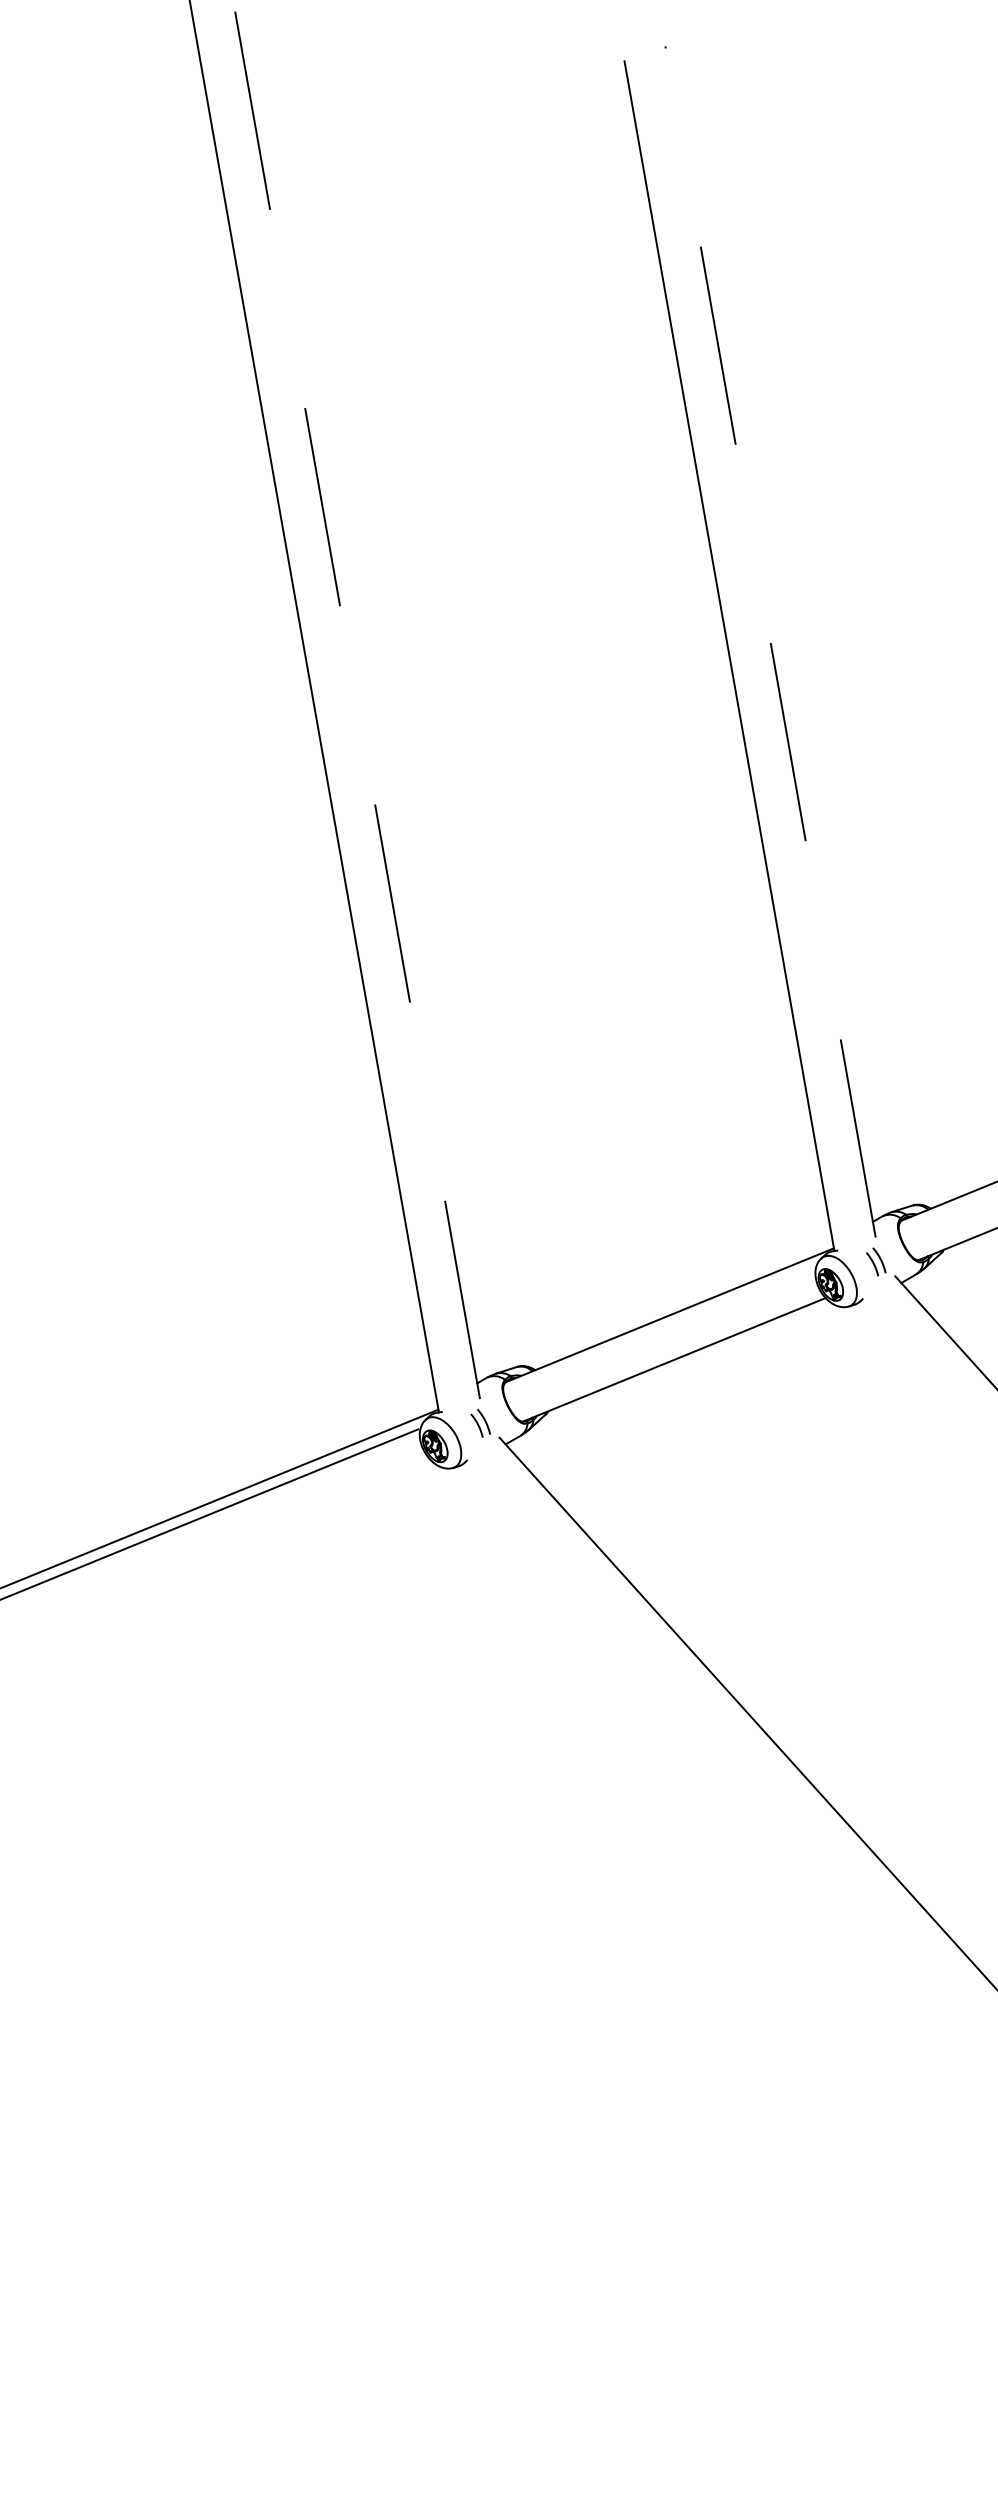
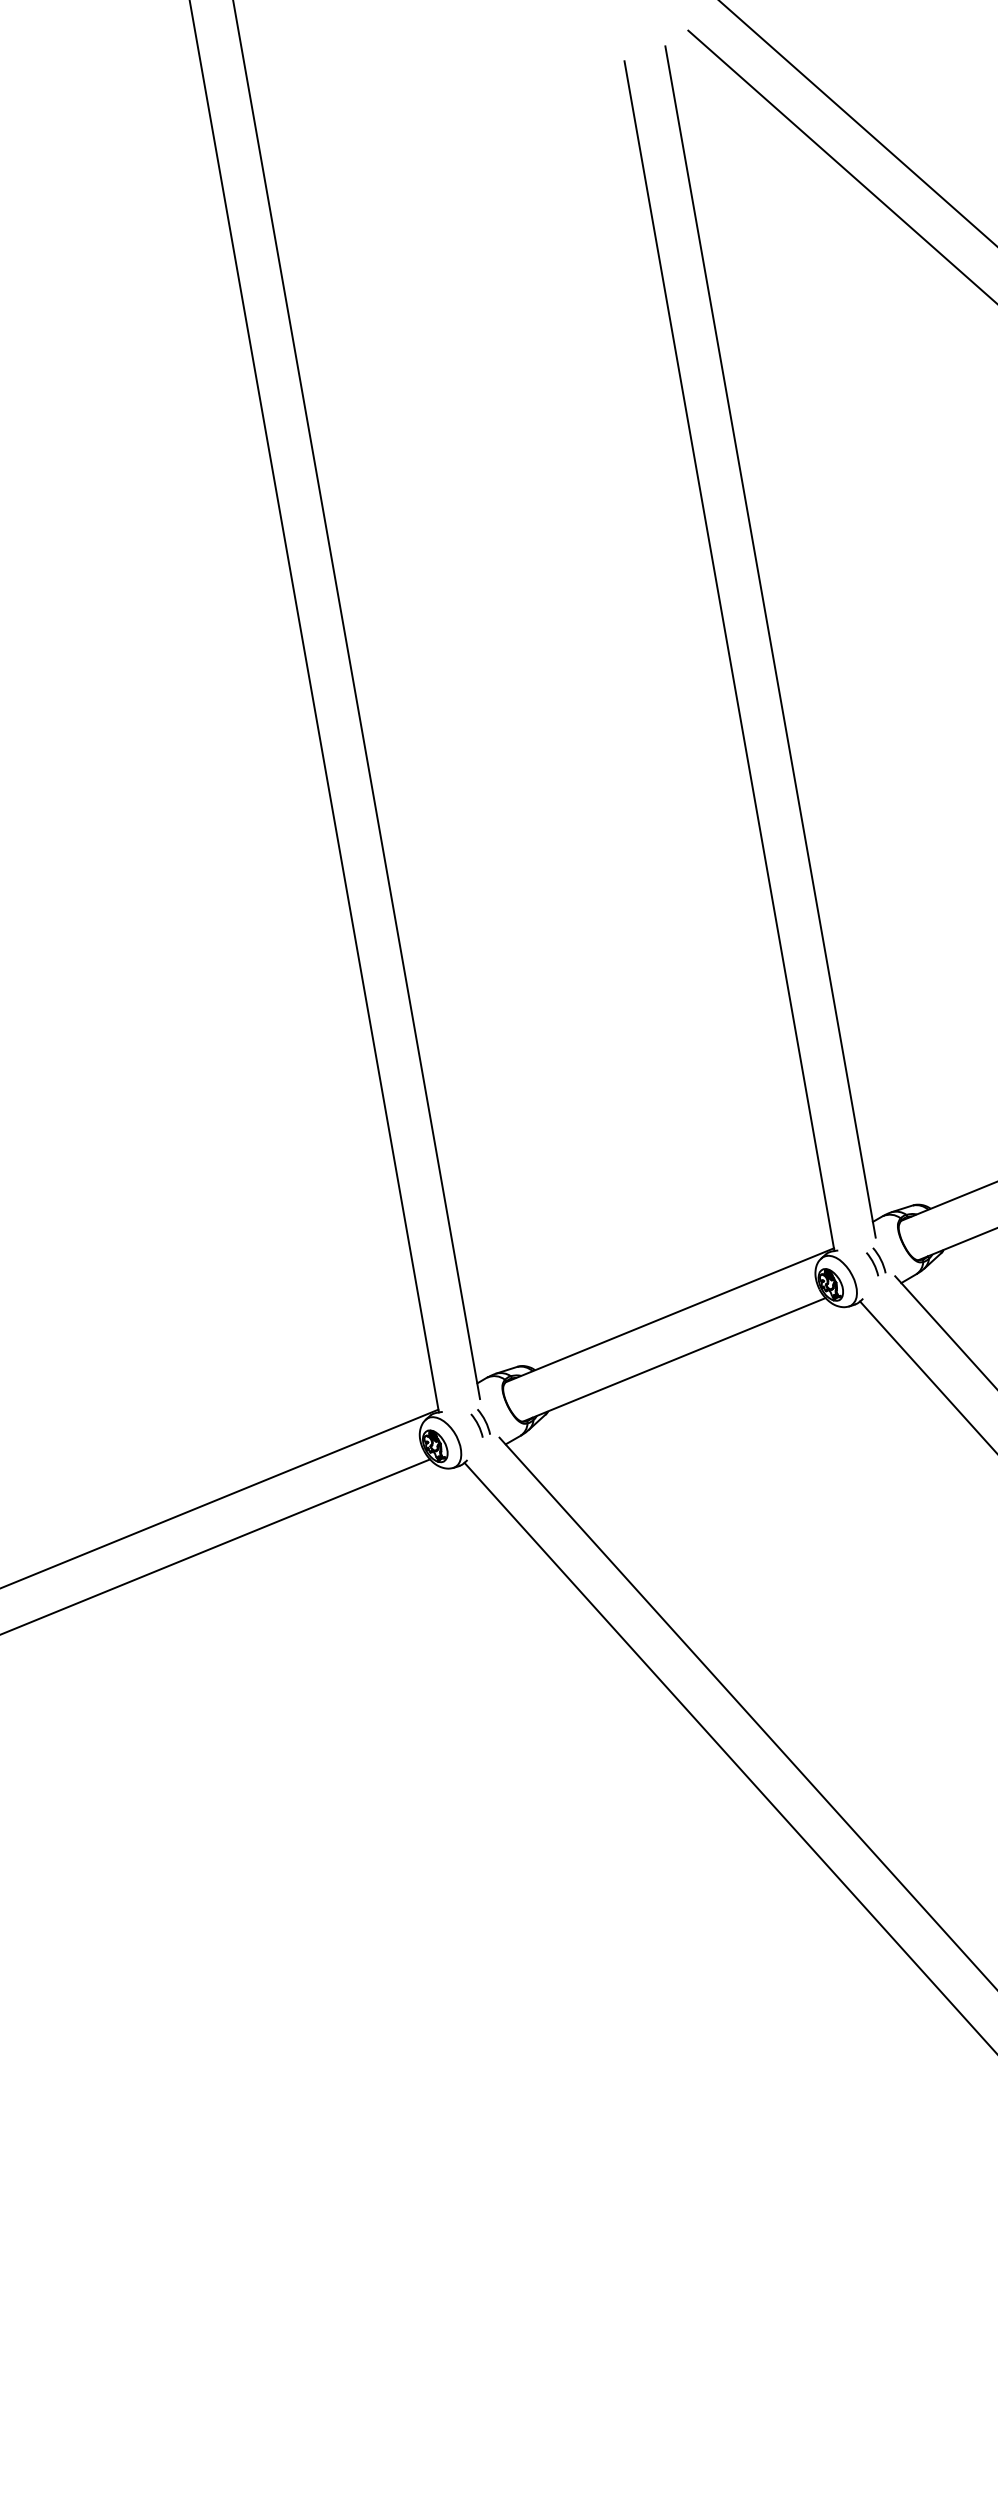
line: none -> present (857, 123)
line: none -> present (841, 165)
line: dashed -> solid (770, 642)
line: dashed -> solid (356, 699)
line: none -> present (927, 1375)
line position: (210, 1513) -> (216, 1546) (216, 1546)
line: none -> present (729, 1756)
